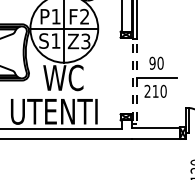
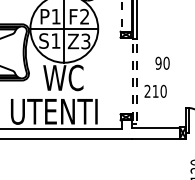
line: solid -> dashed (121, 15)
text position: (156, 62) -> (162, 62) (162, 62)
line: present -> none (156, 77)
